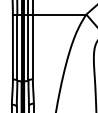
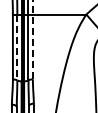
line: solid -> dashed (32, 39)
line: solid -> dashed (17, 47)
